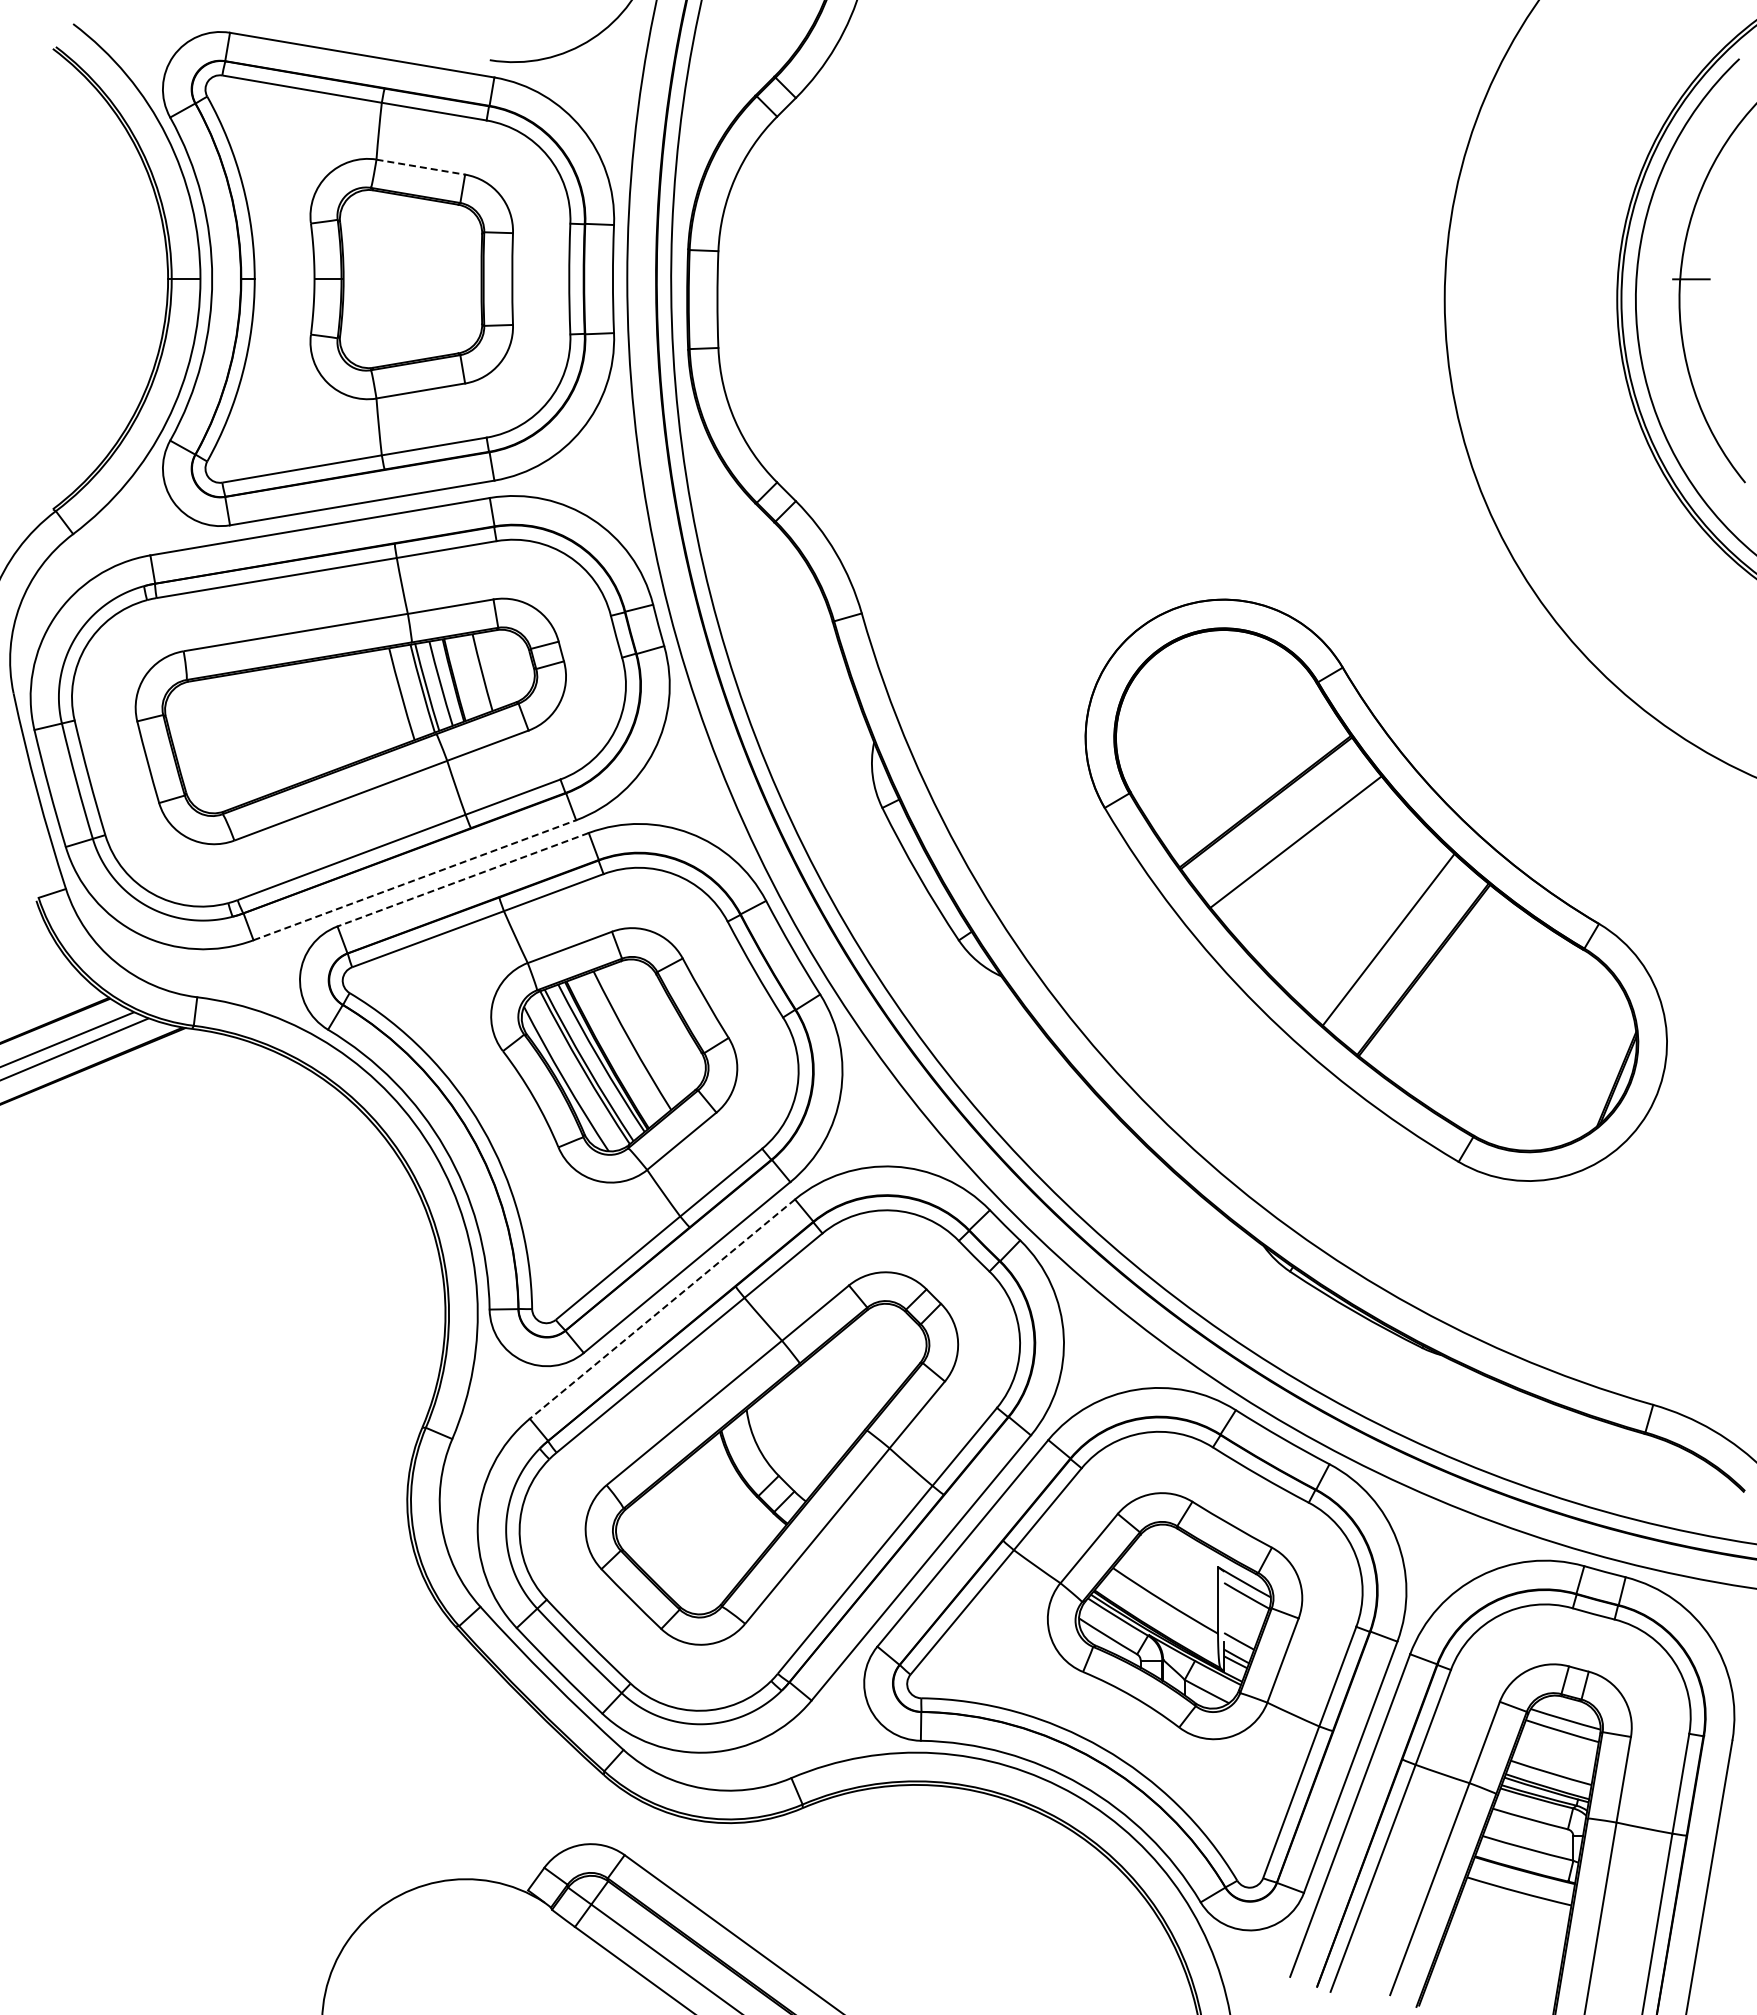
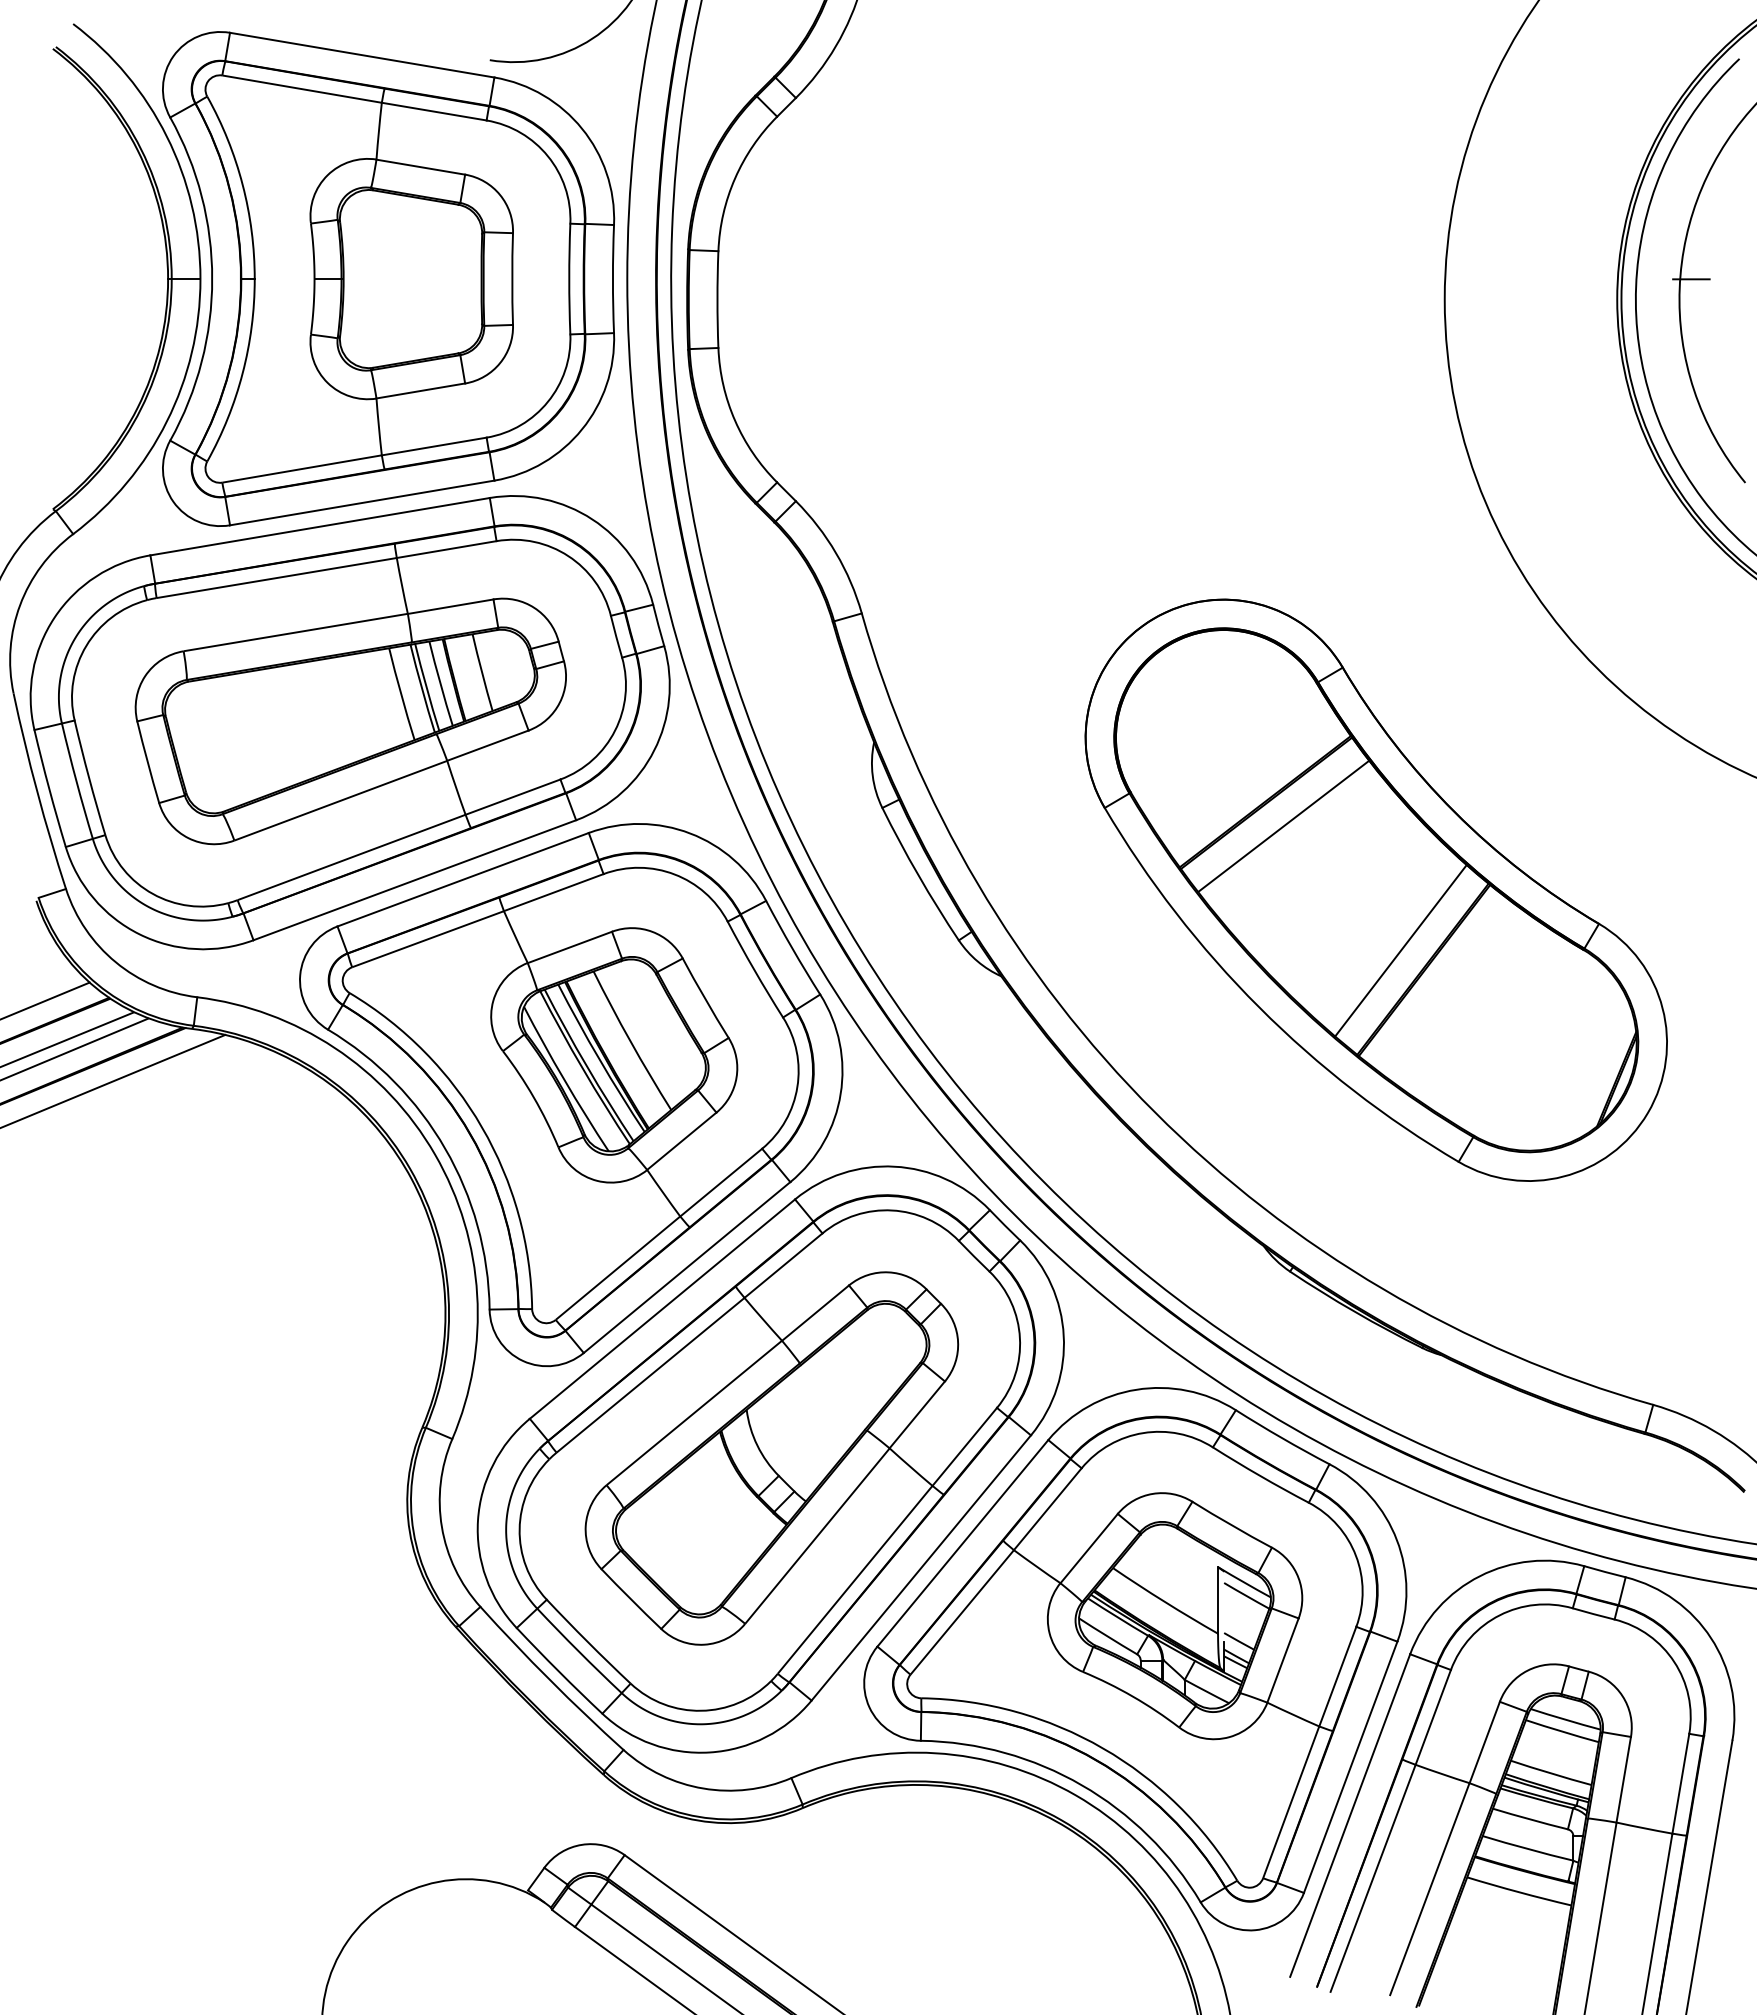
line: dashed -> solid (420, 167)
line position: (1295, 842) -> (1283, 826) (1283, 826)
line: dashed -> solid (462, 879)
line: dashed -> solid (415, 880)
line position: (1387, 940) -> (1400, 950) (1400, 950)
line: none -> present (45, 1000)
line: none -> present (113, 1080)
line: dashed -> solid (662, 1309)
